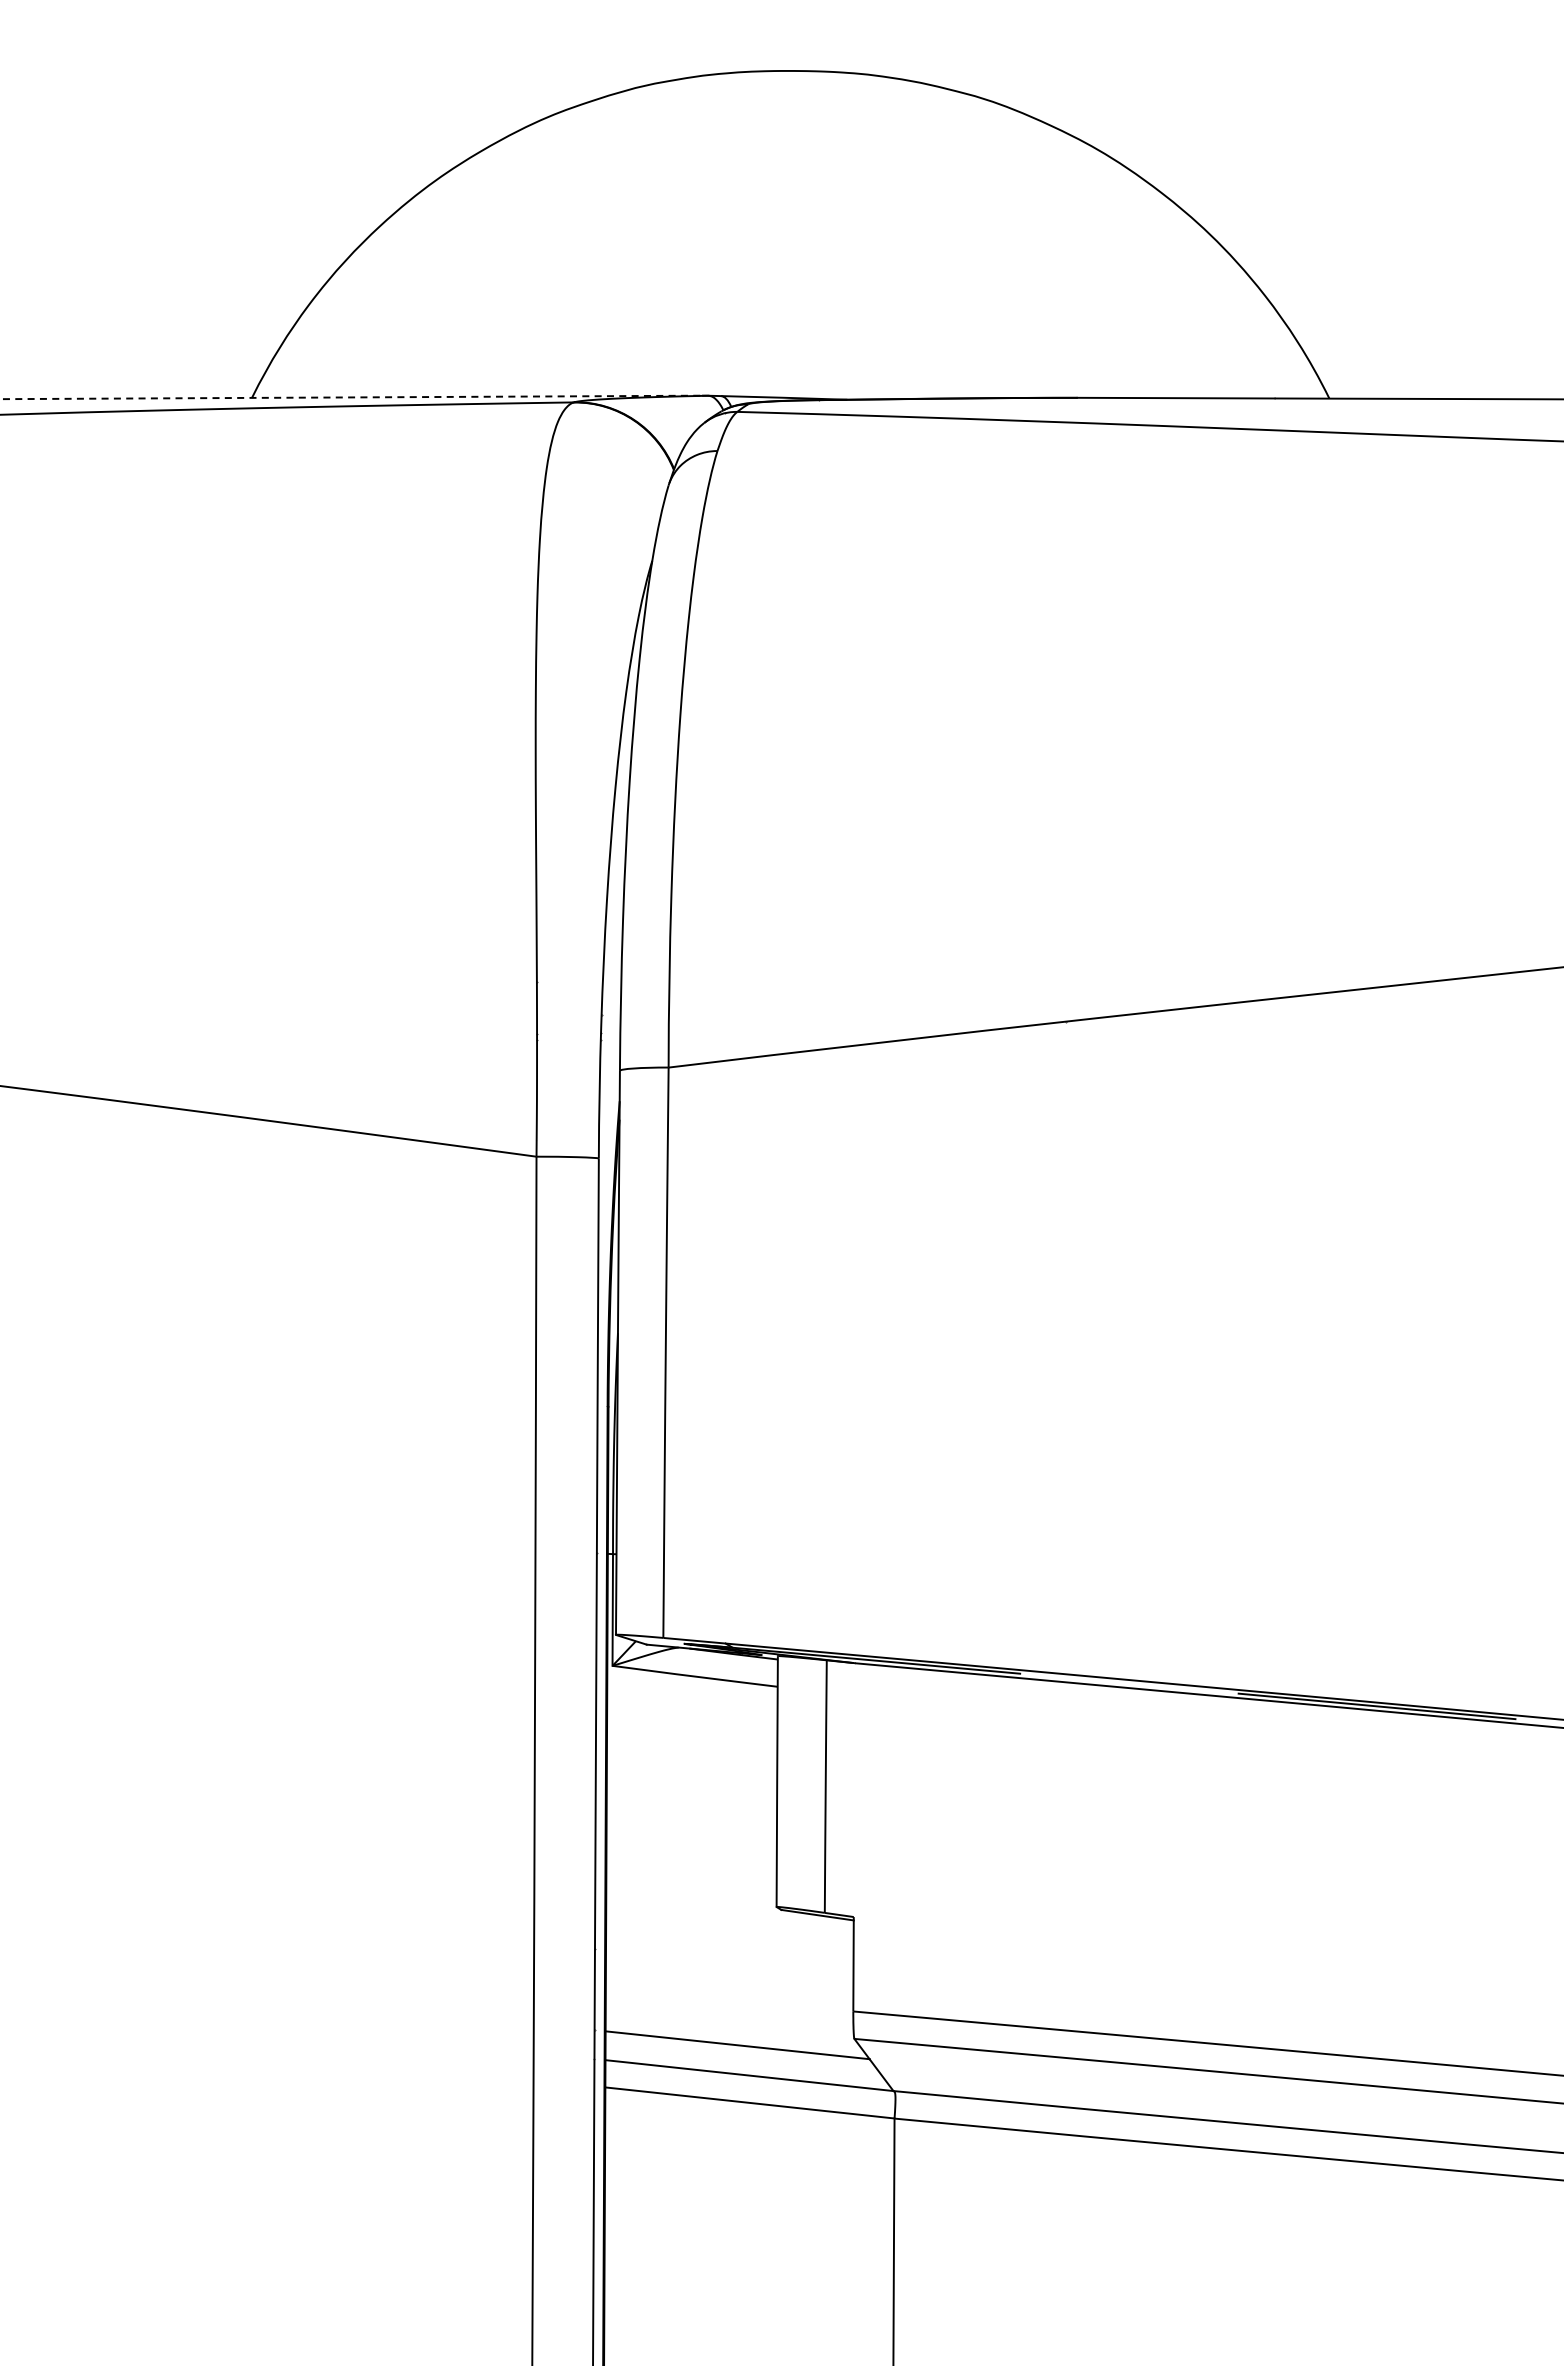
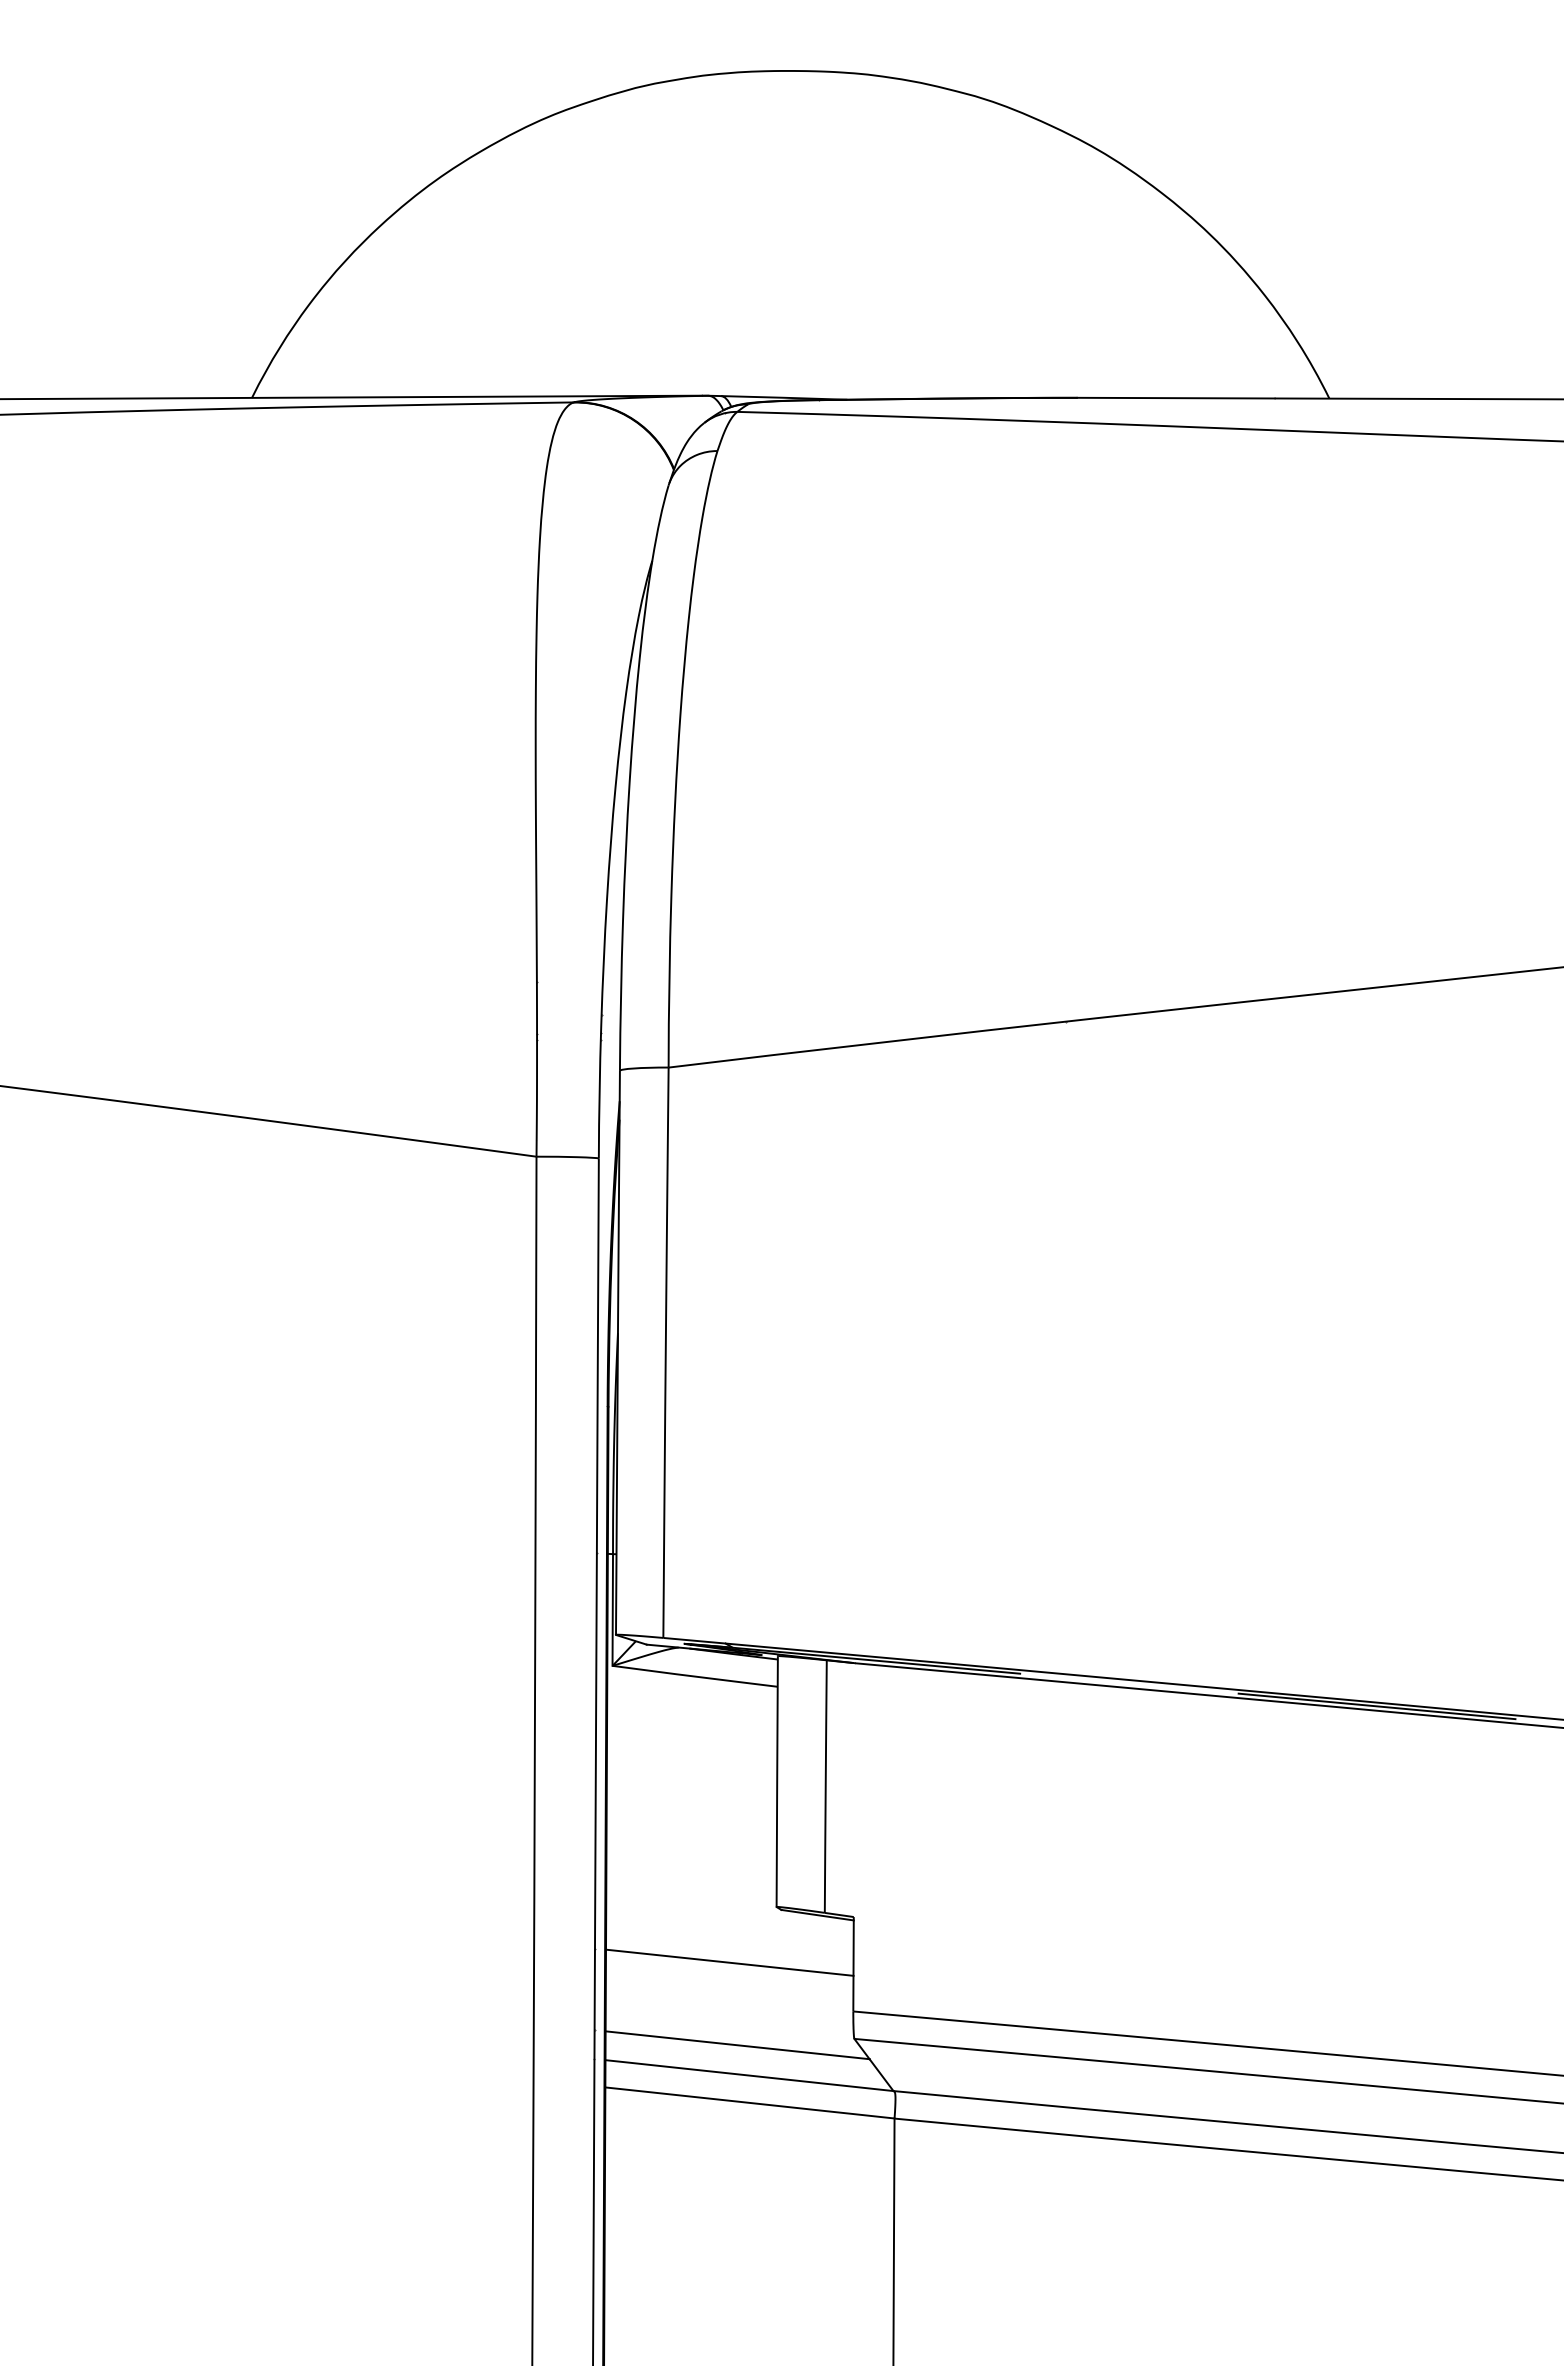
line: dashed -> solid (350, 397)
line: none -> present (729, 1962)
